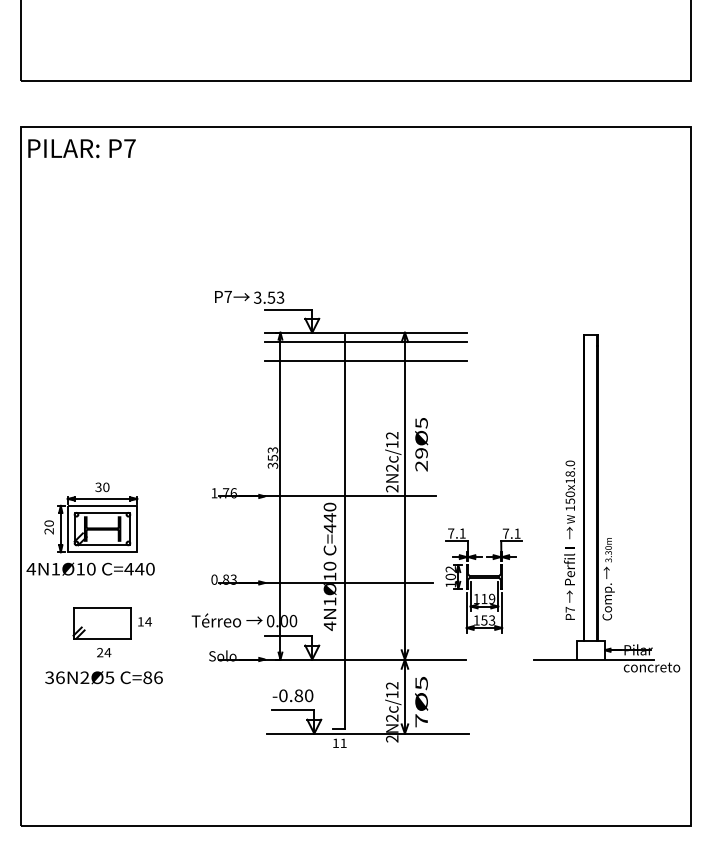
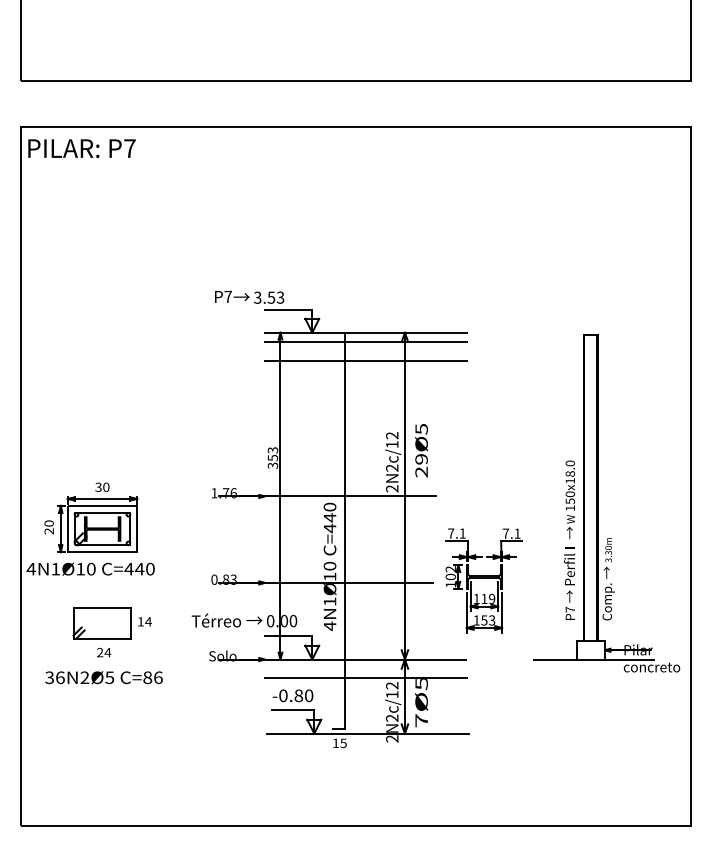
text position: (421, 444) -> (421, 450) (421, 450)
line: none -> present (365, 678)
text: 11 -> 15 (343, 743)
